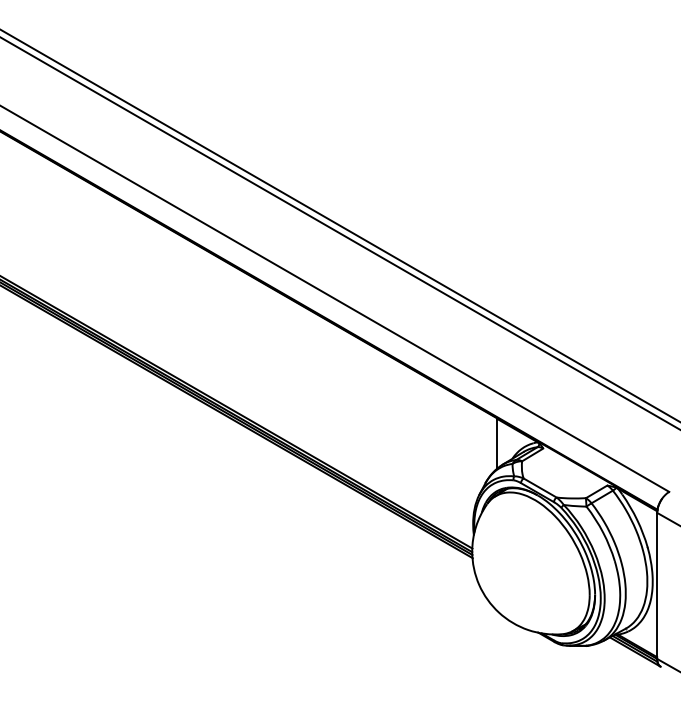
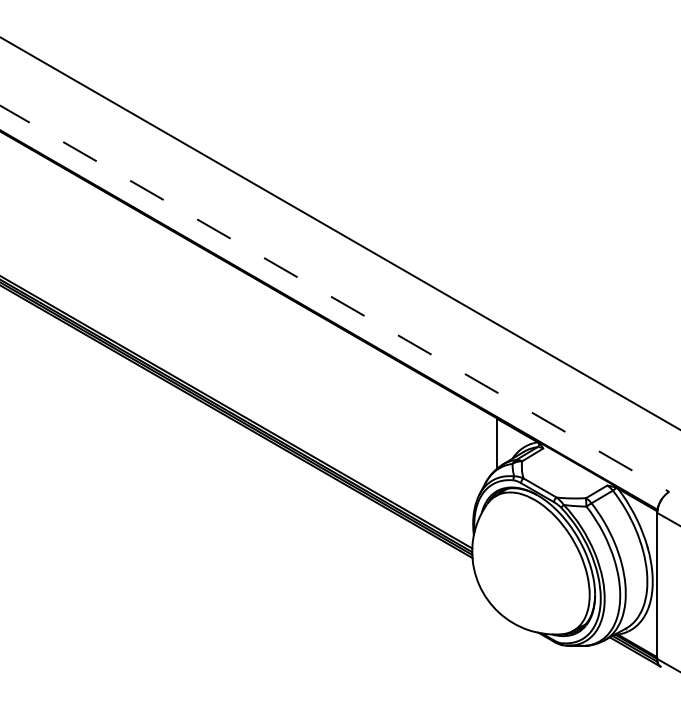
line: present -> none (339, 225)
line: solid -> dashed (335, 298)
